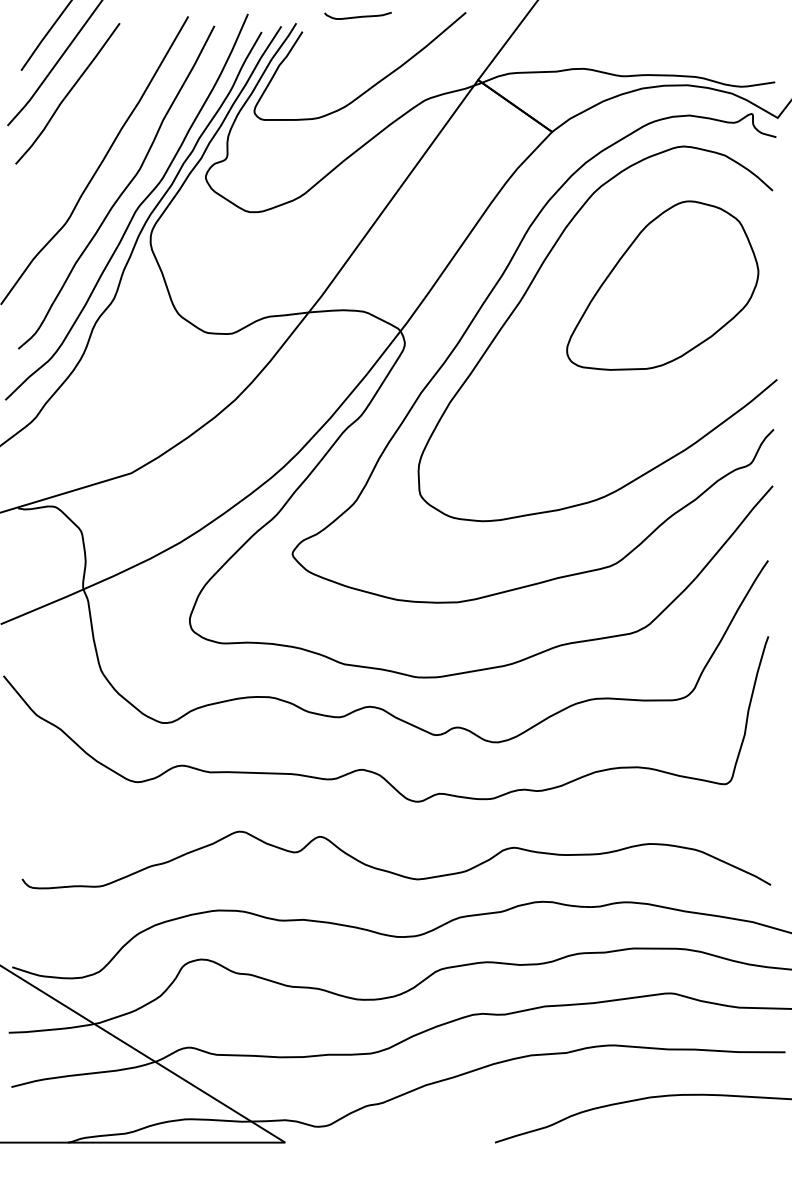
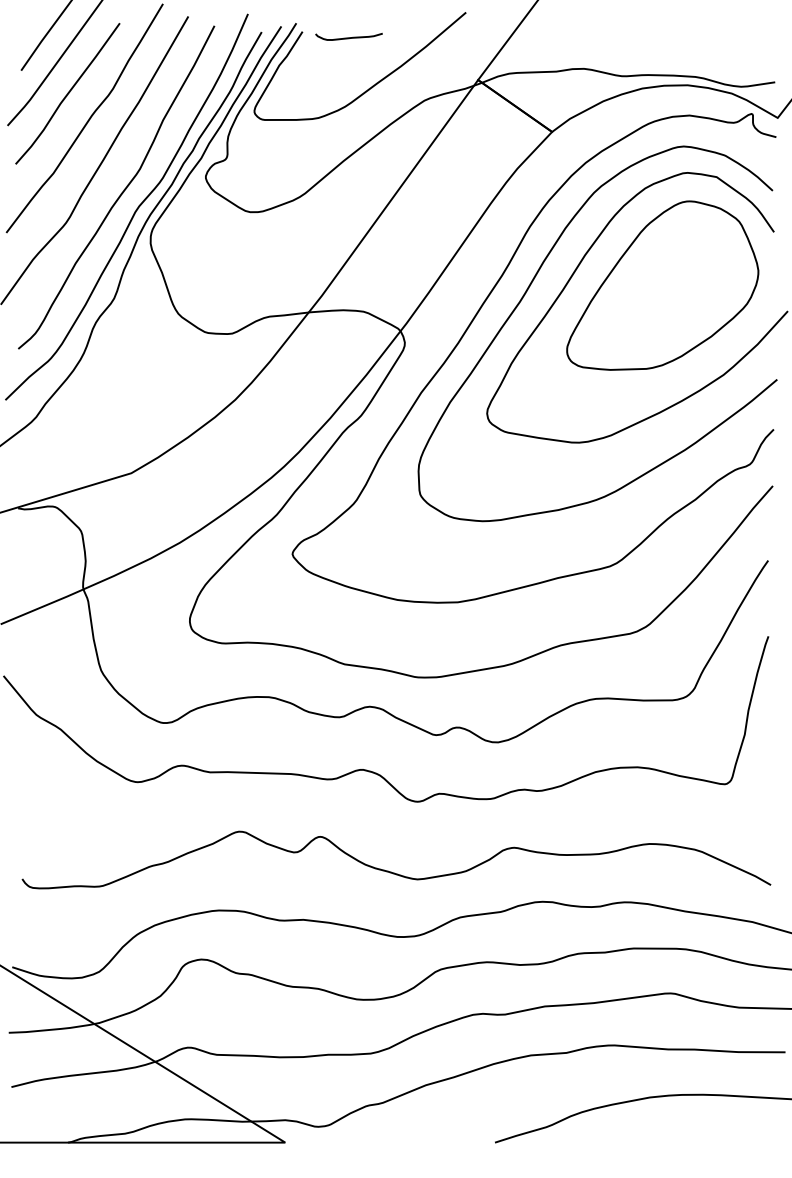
curve position: (357, 16) -> (348, 37) (348, 37)
curve: none -> present (87, 120)
curve: none -> present (577, 269)
